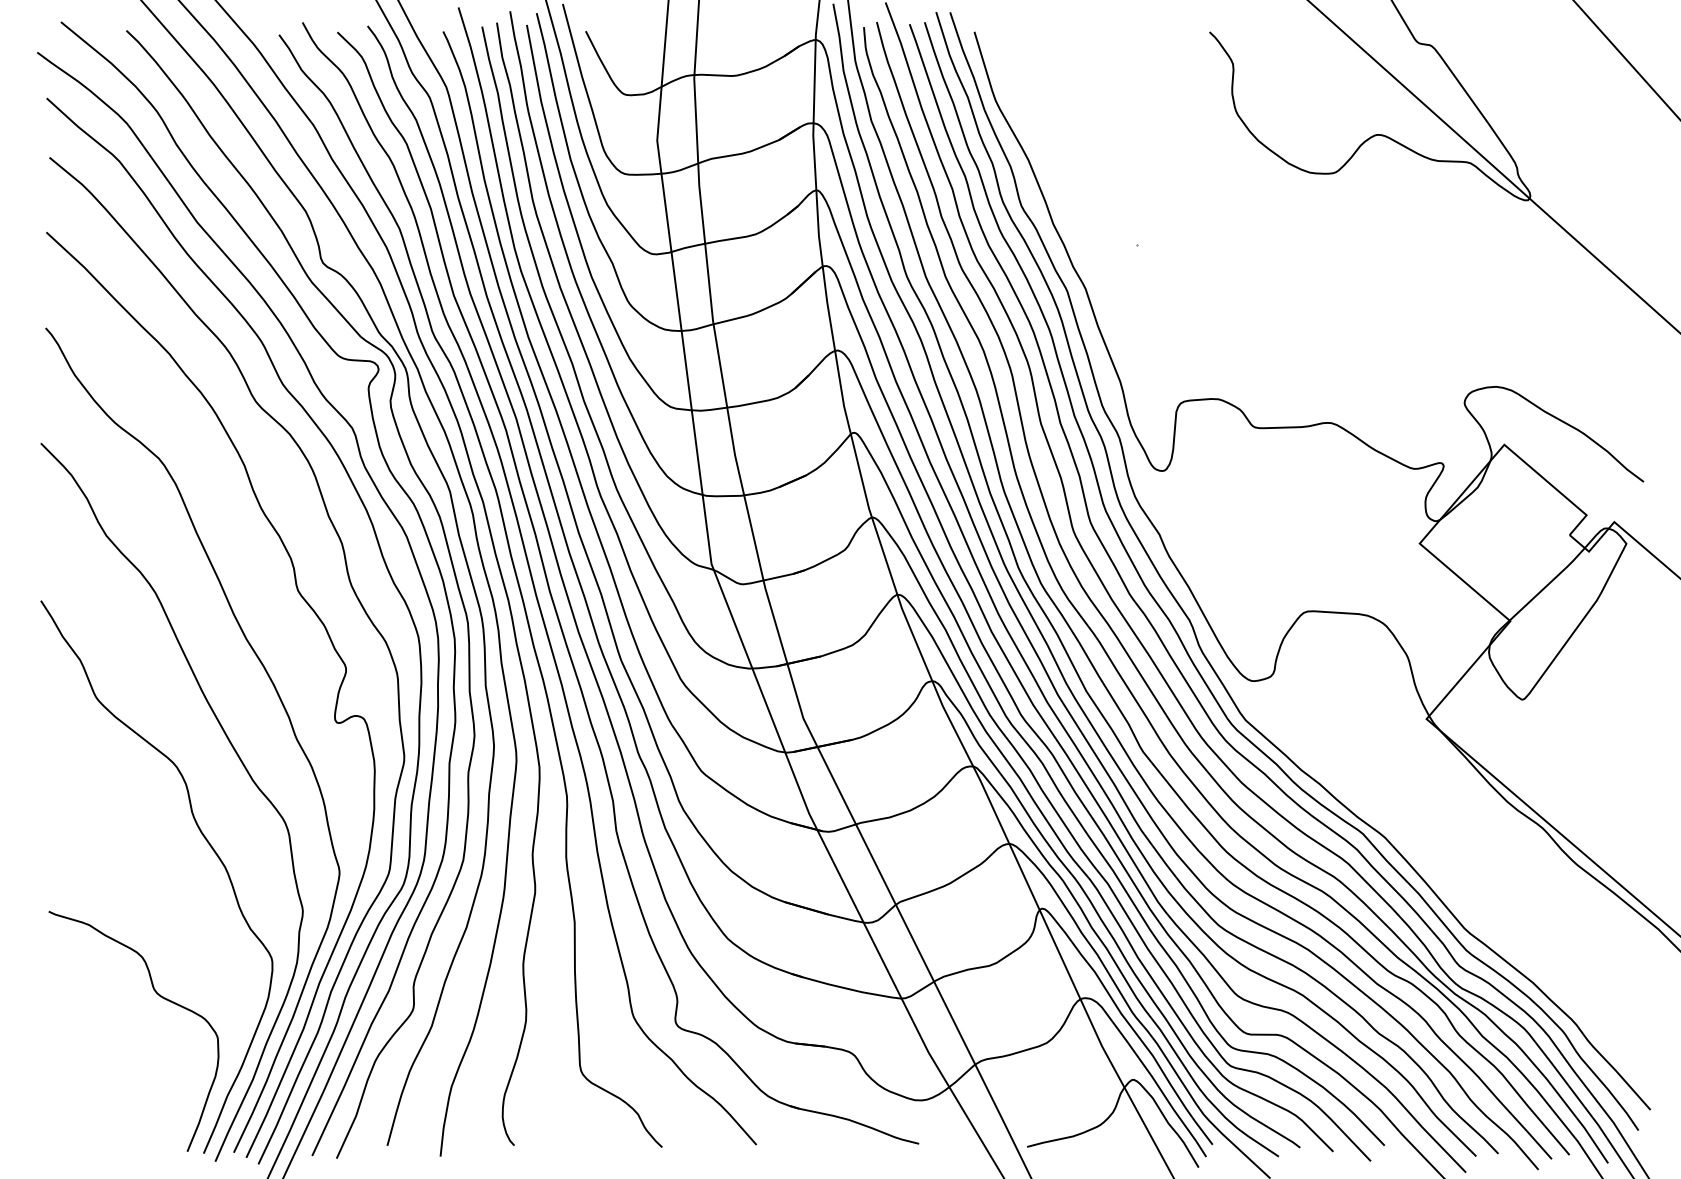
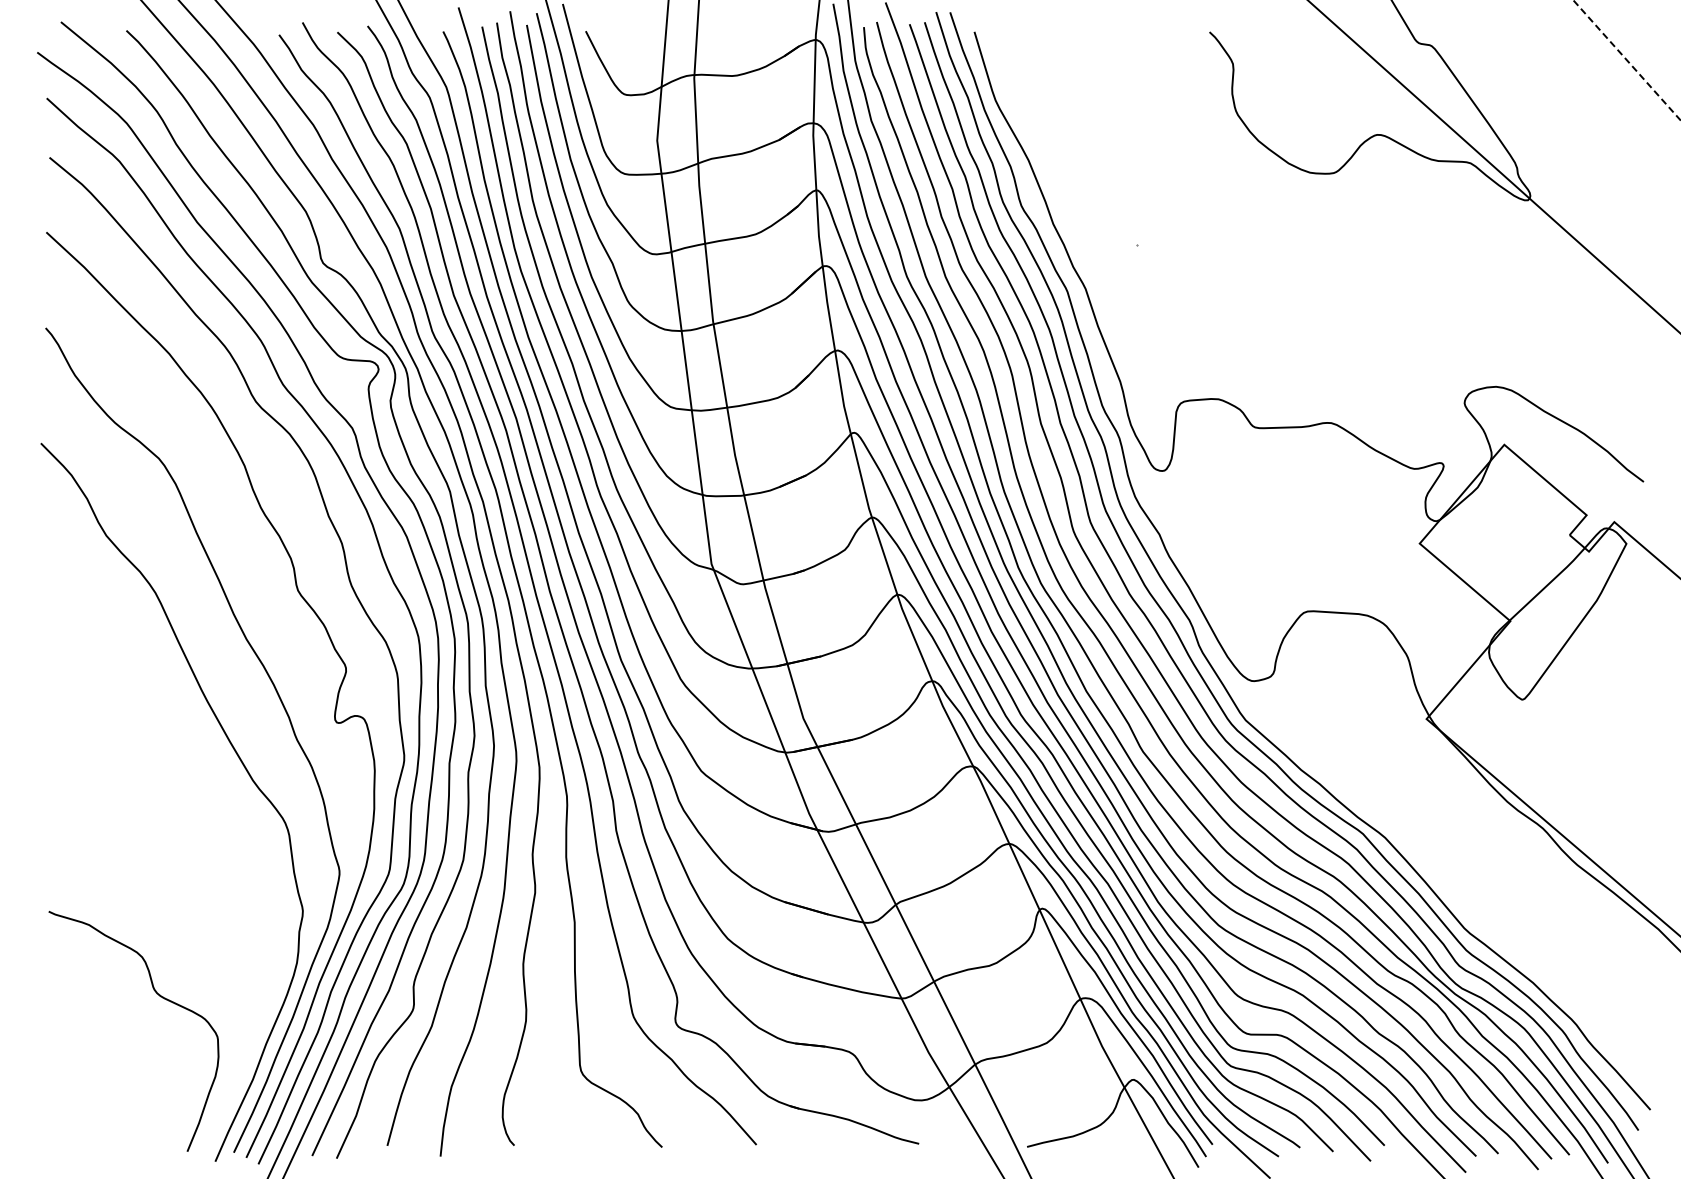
line: solid -> dashed (1627, 60)
curve: present -> none (206, 841)
